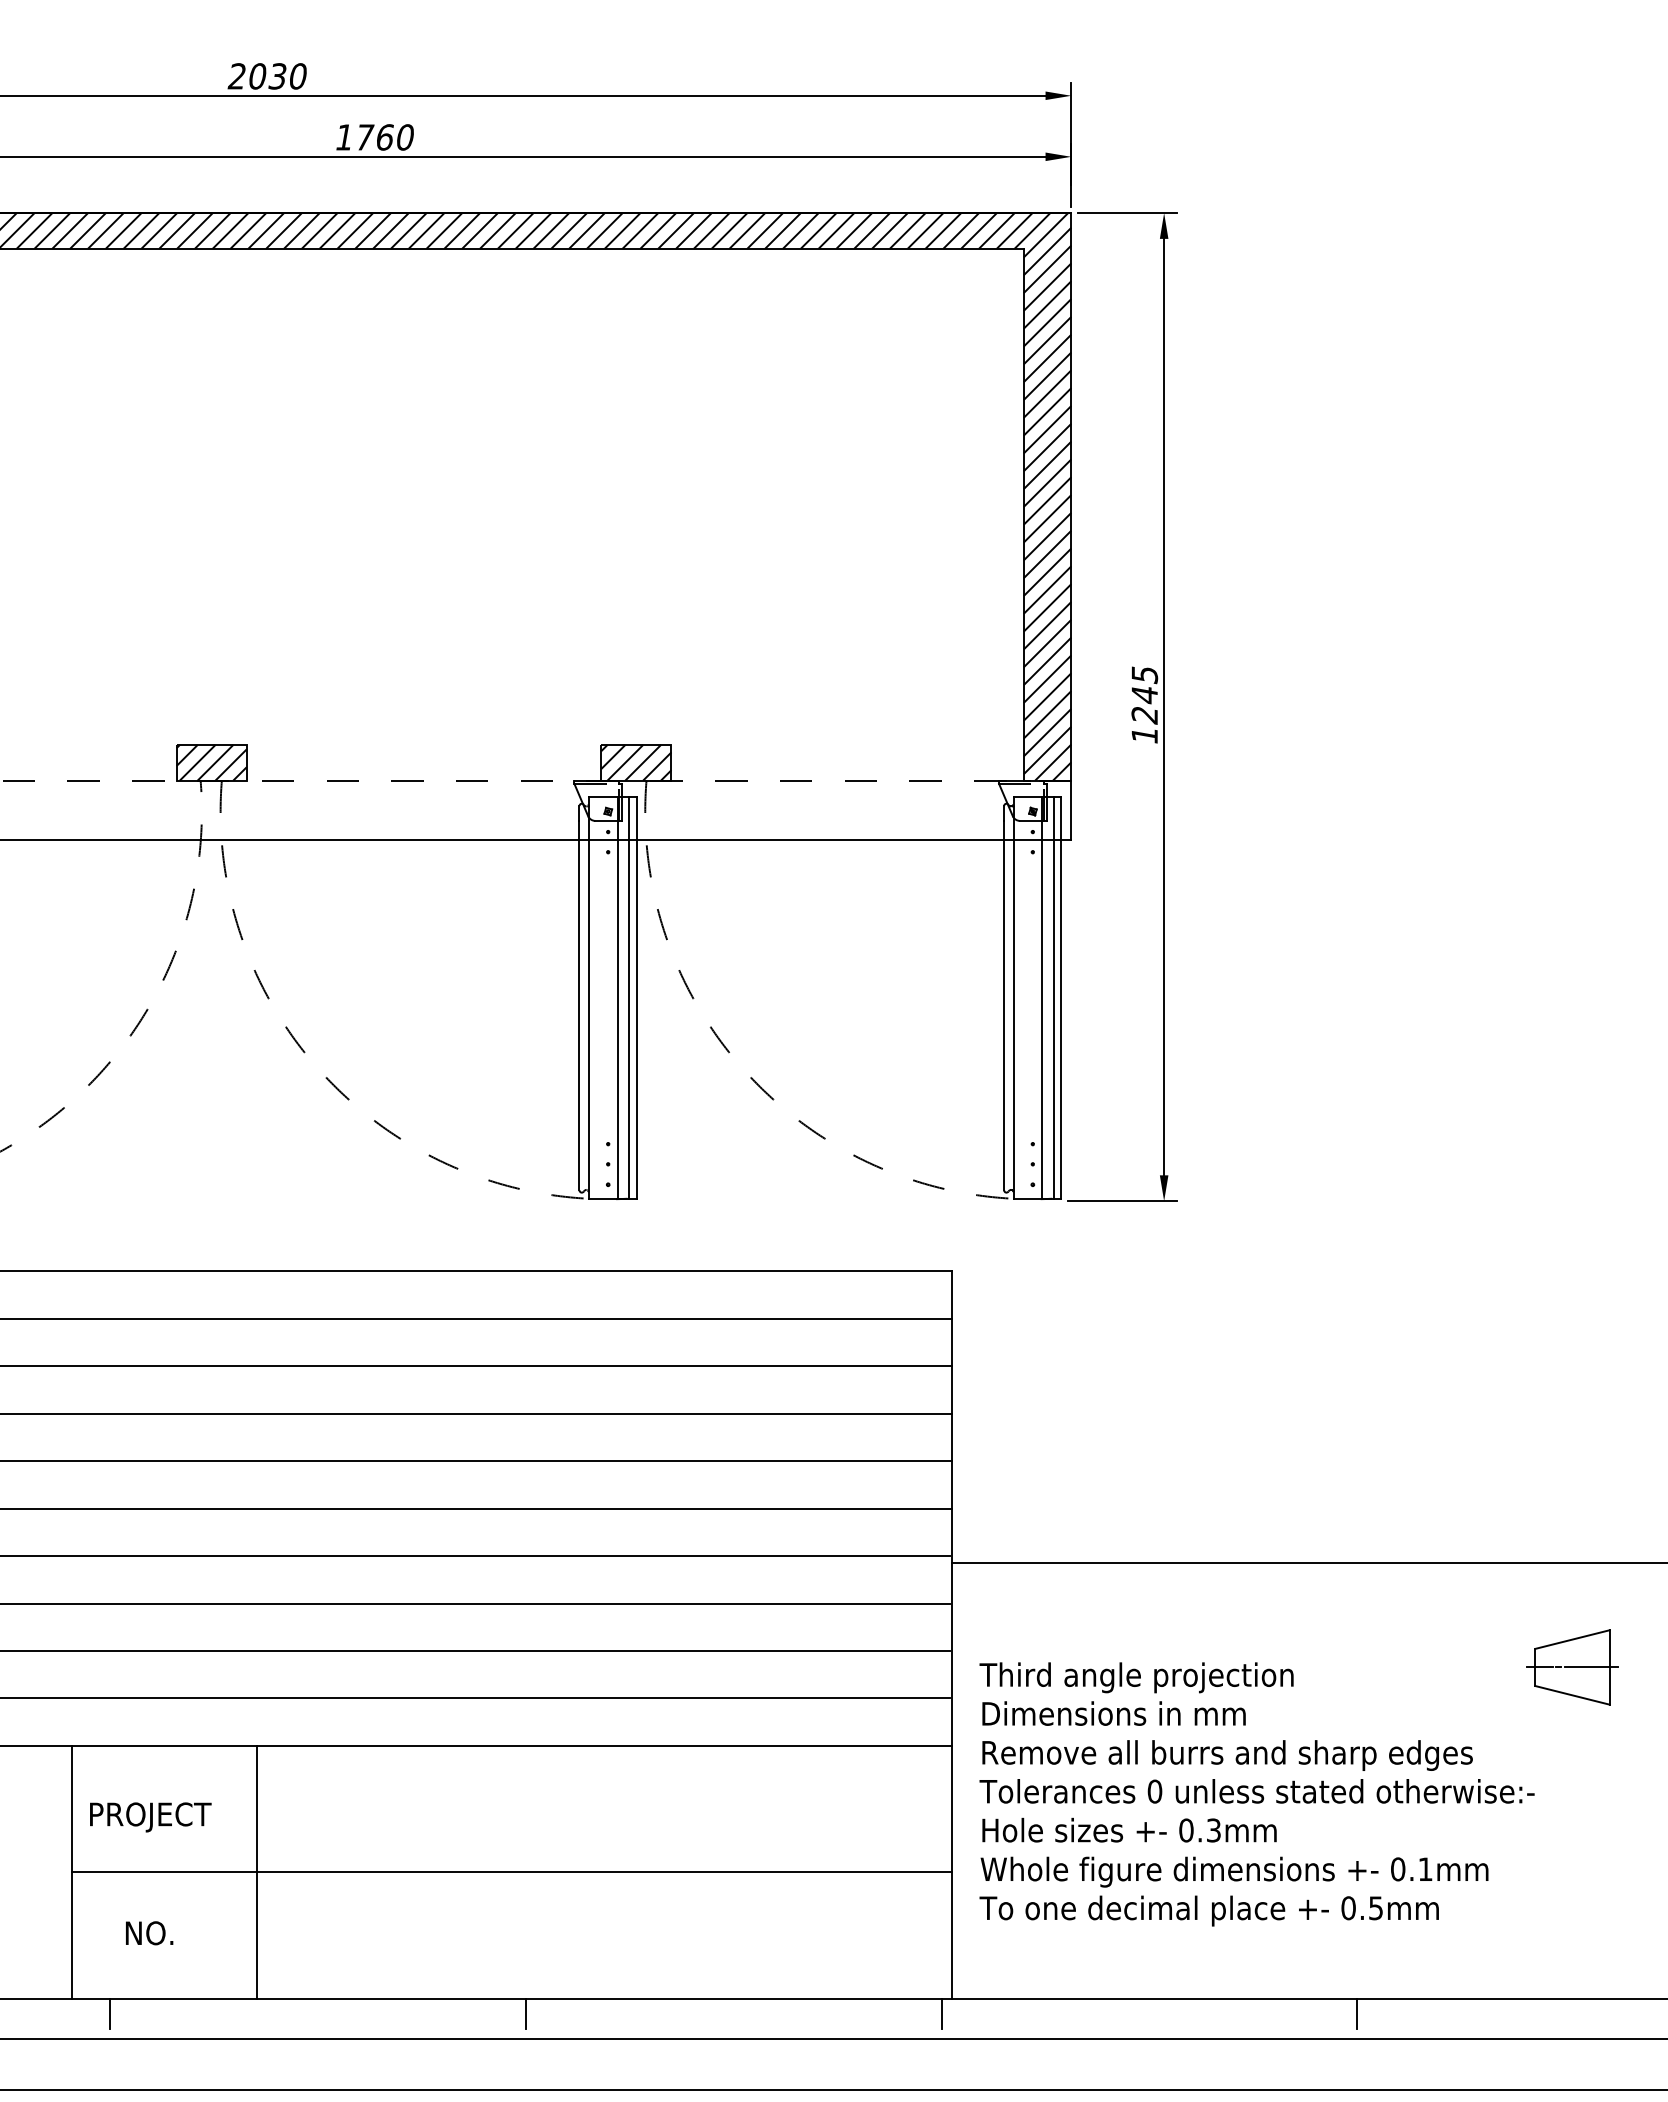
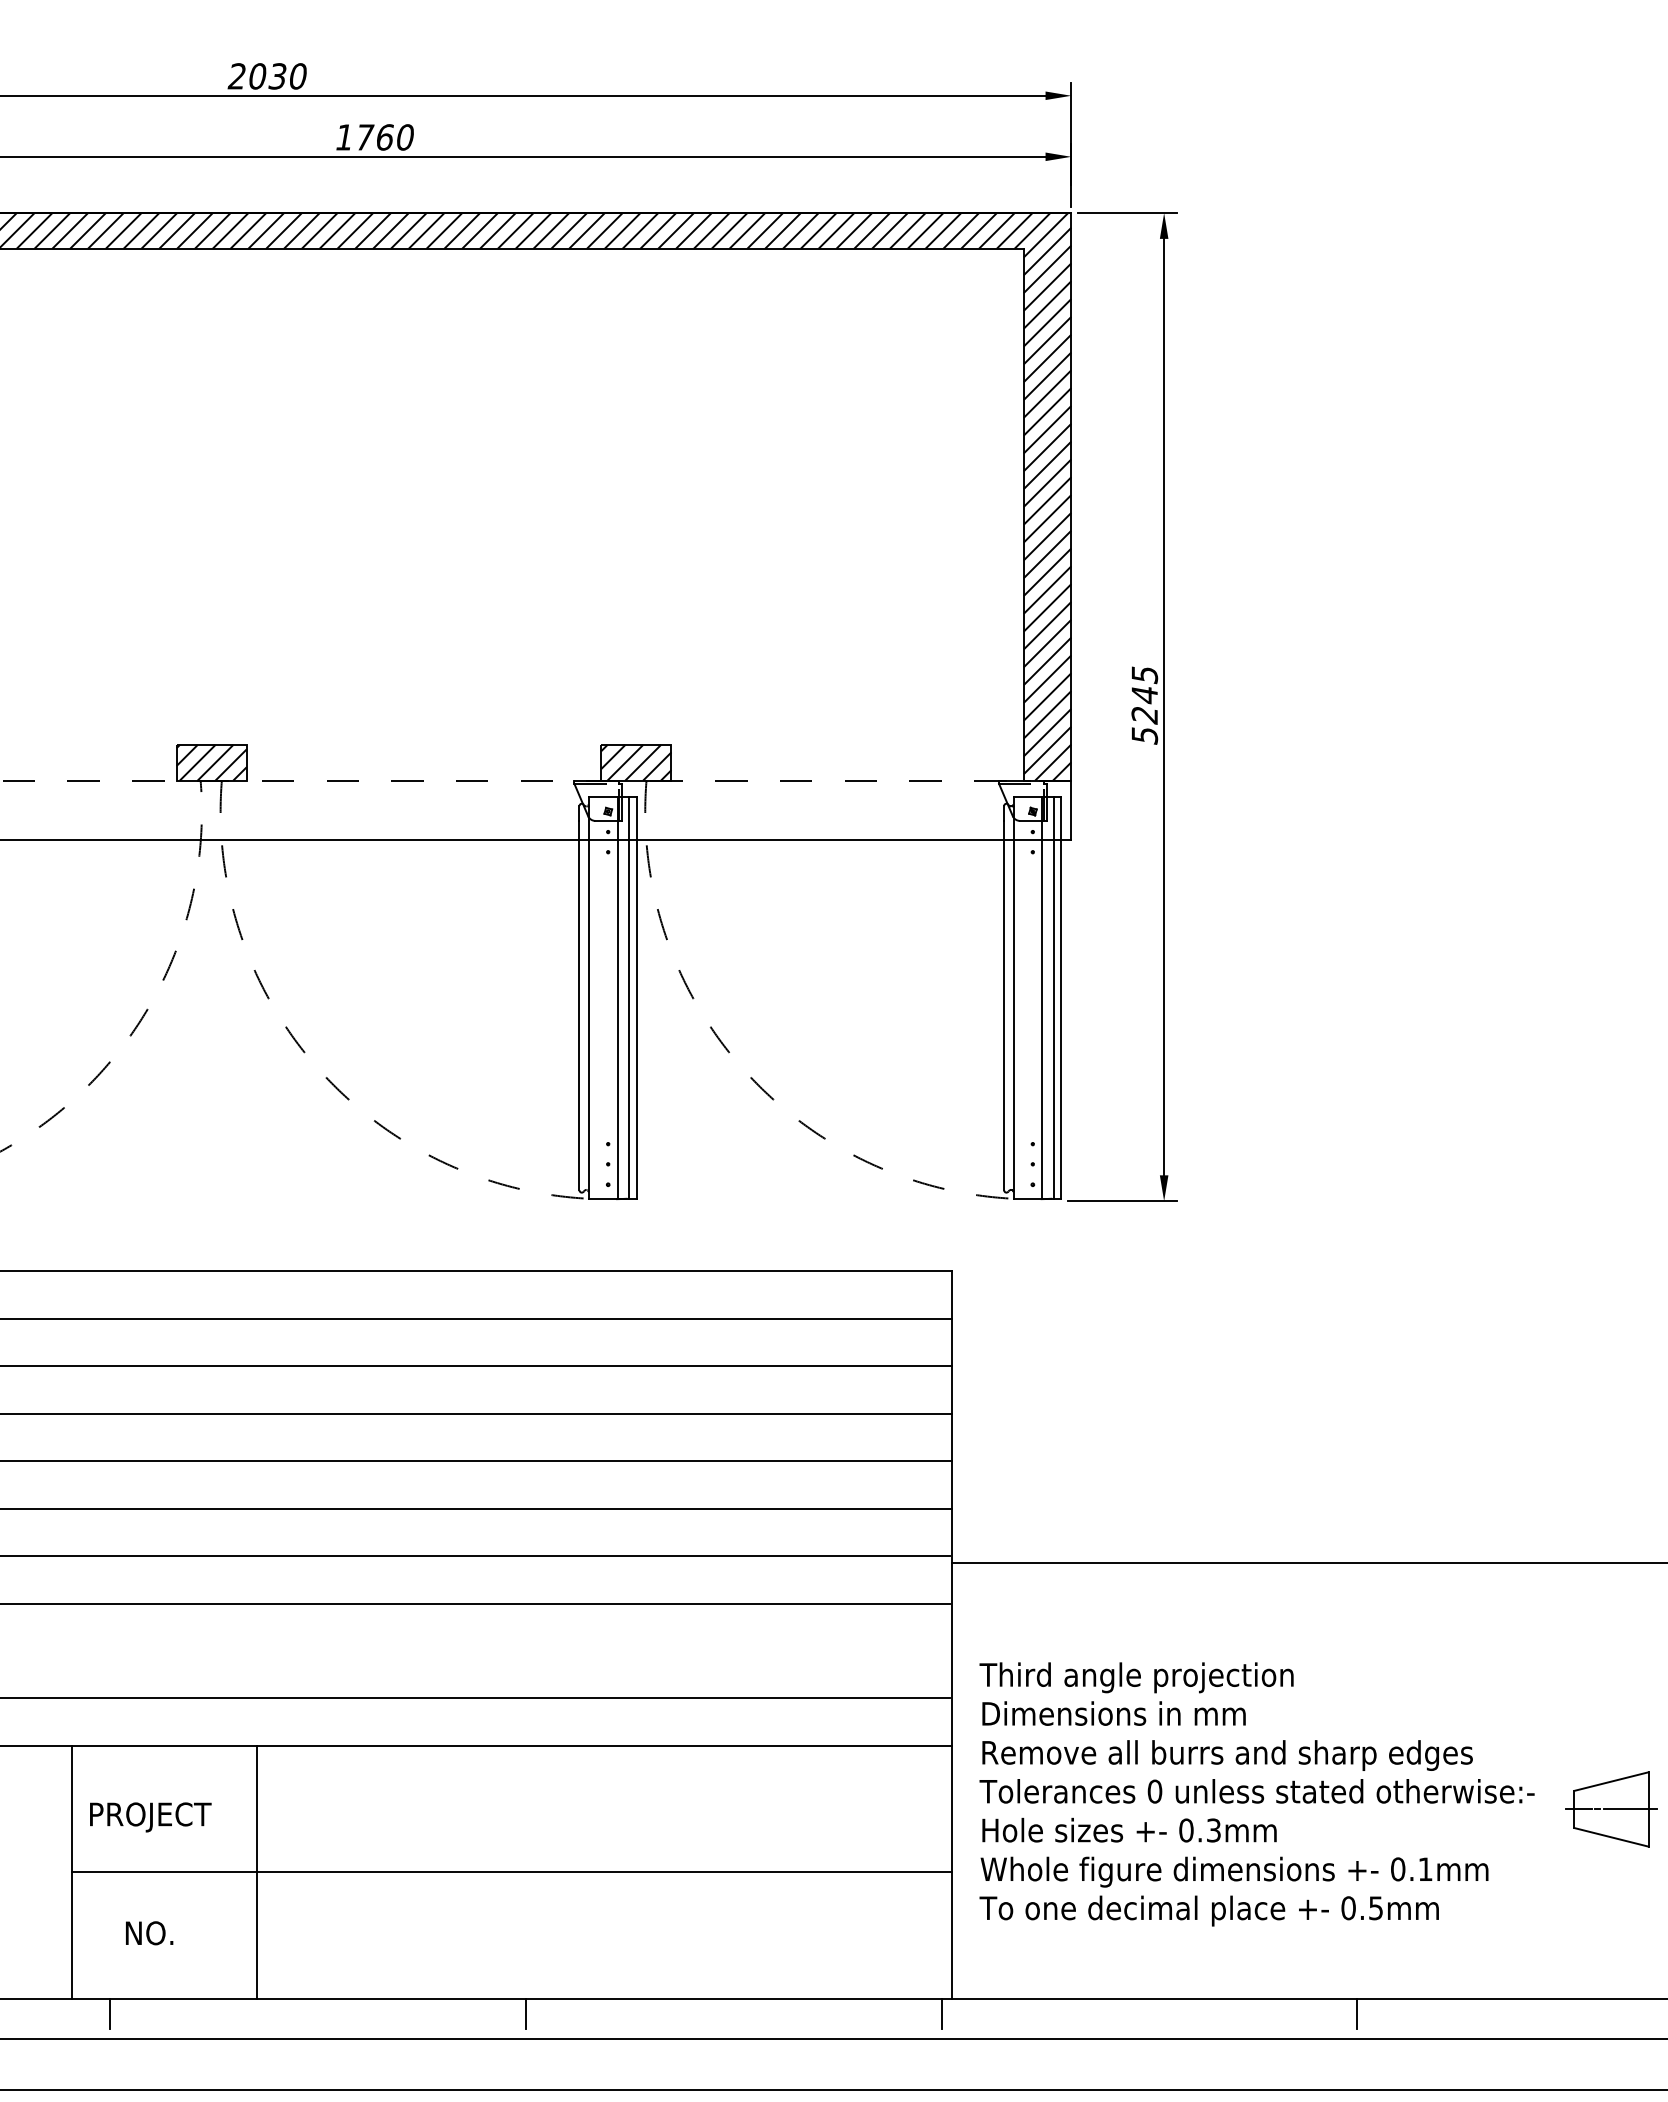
text: 1245 -> 5245 (1144, 735)
line: present -> none (476, 1651)
part position: (1572, 1667) -> (1611, 1809) (1611, 1809)
